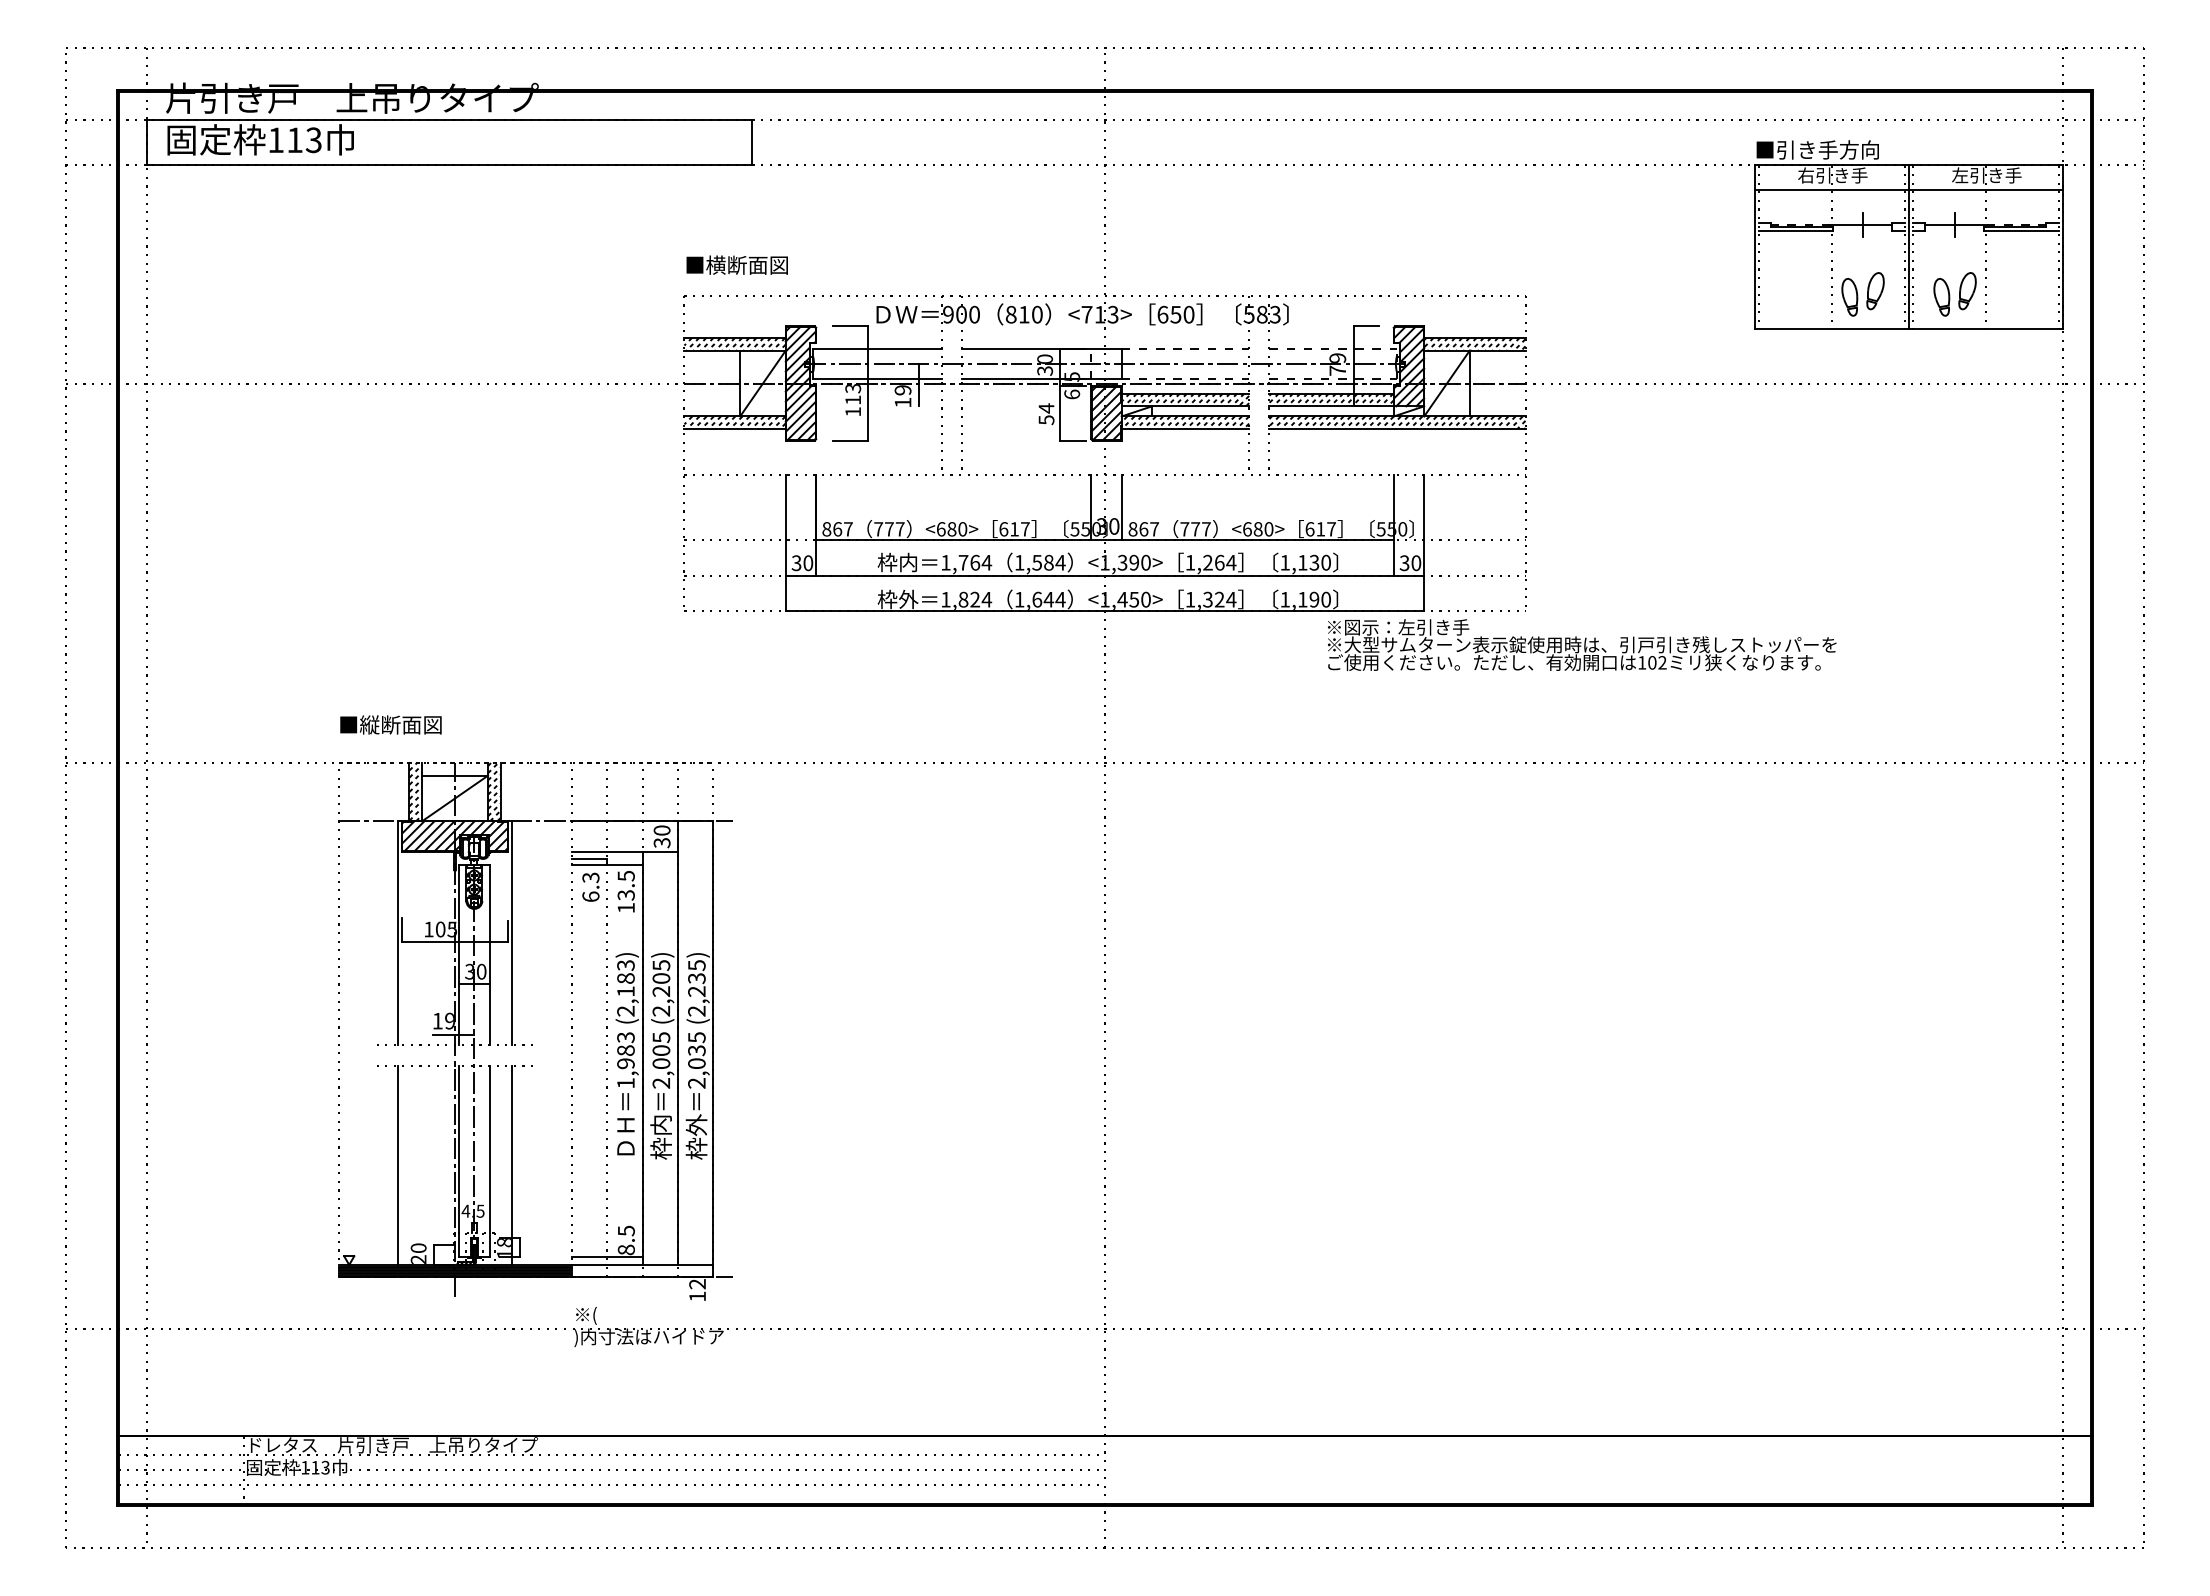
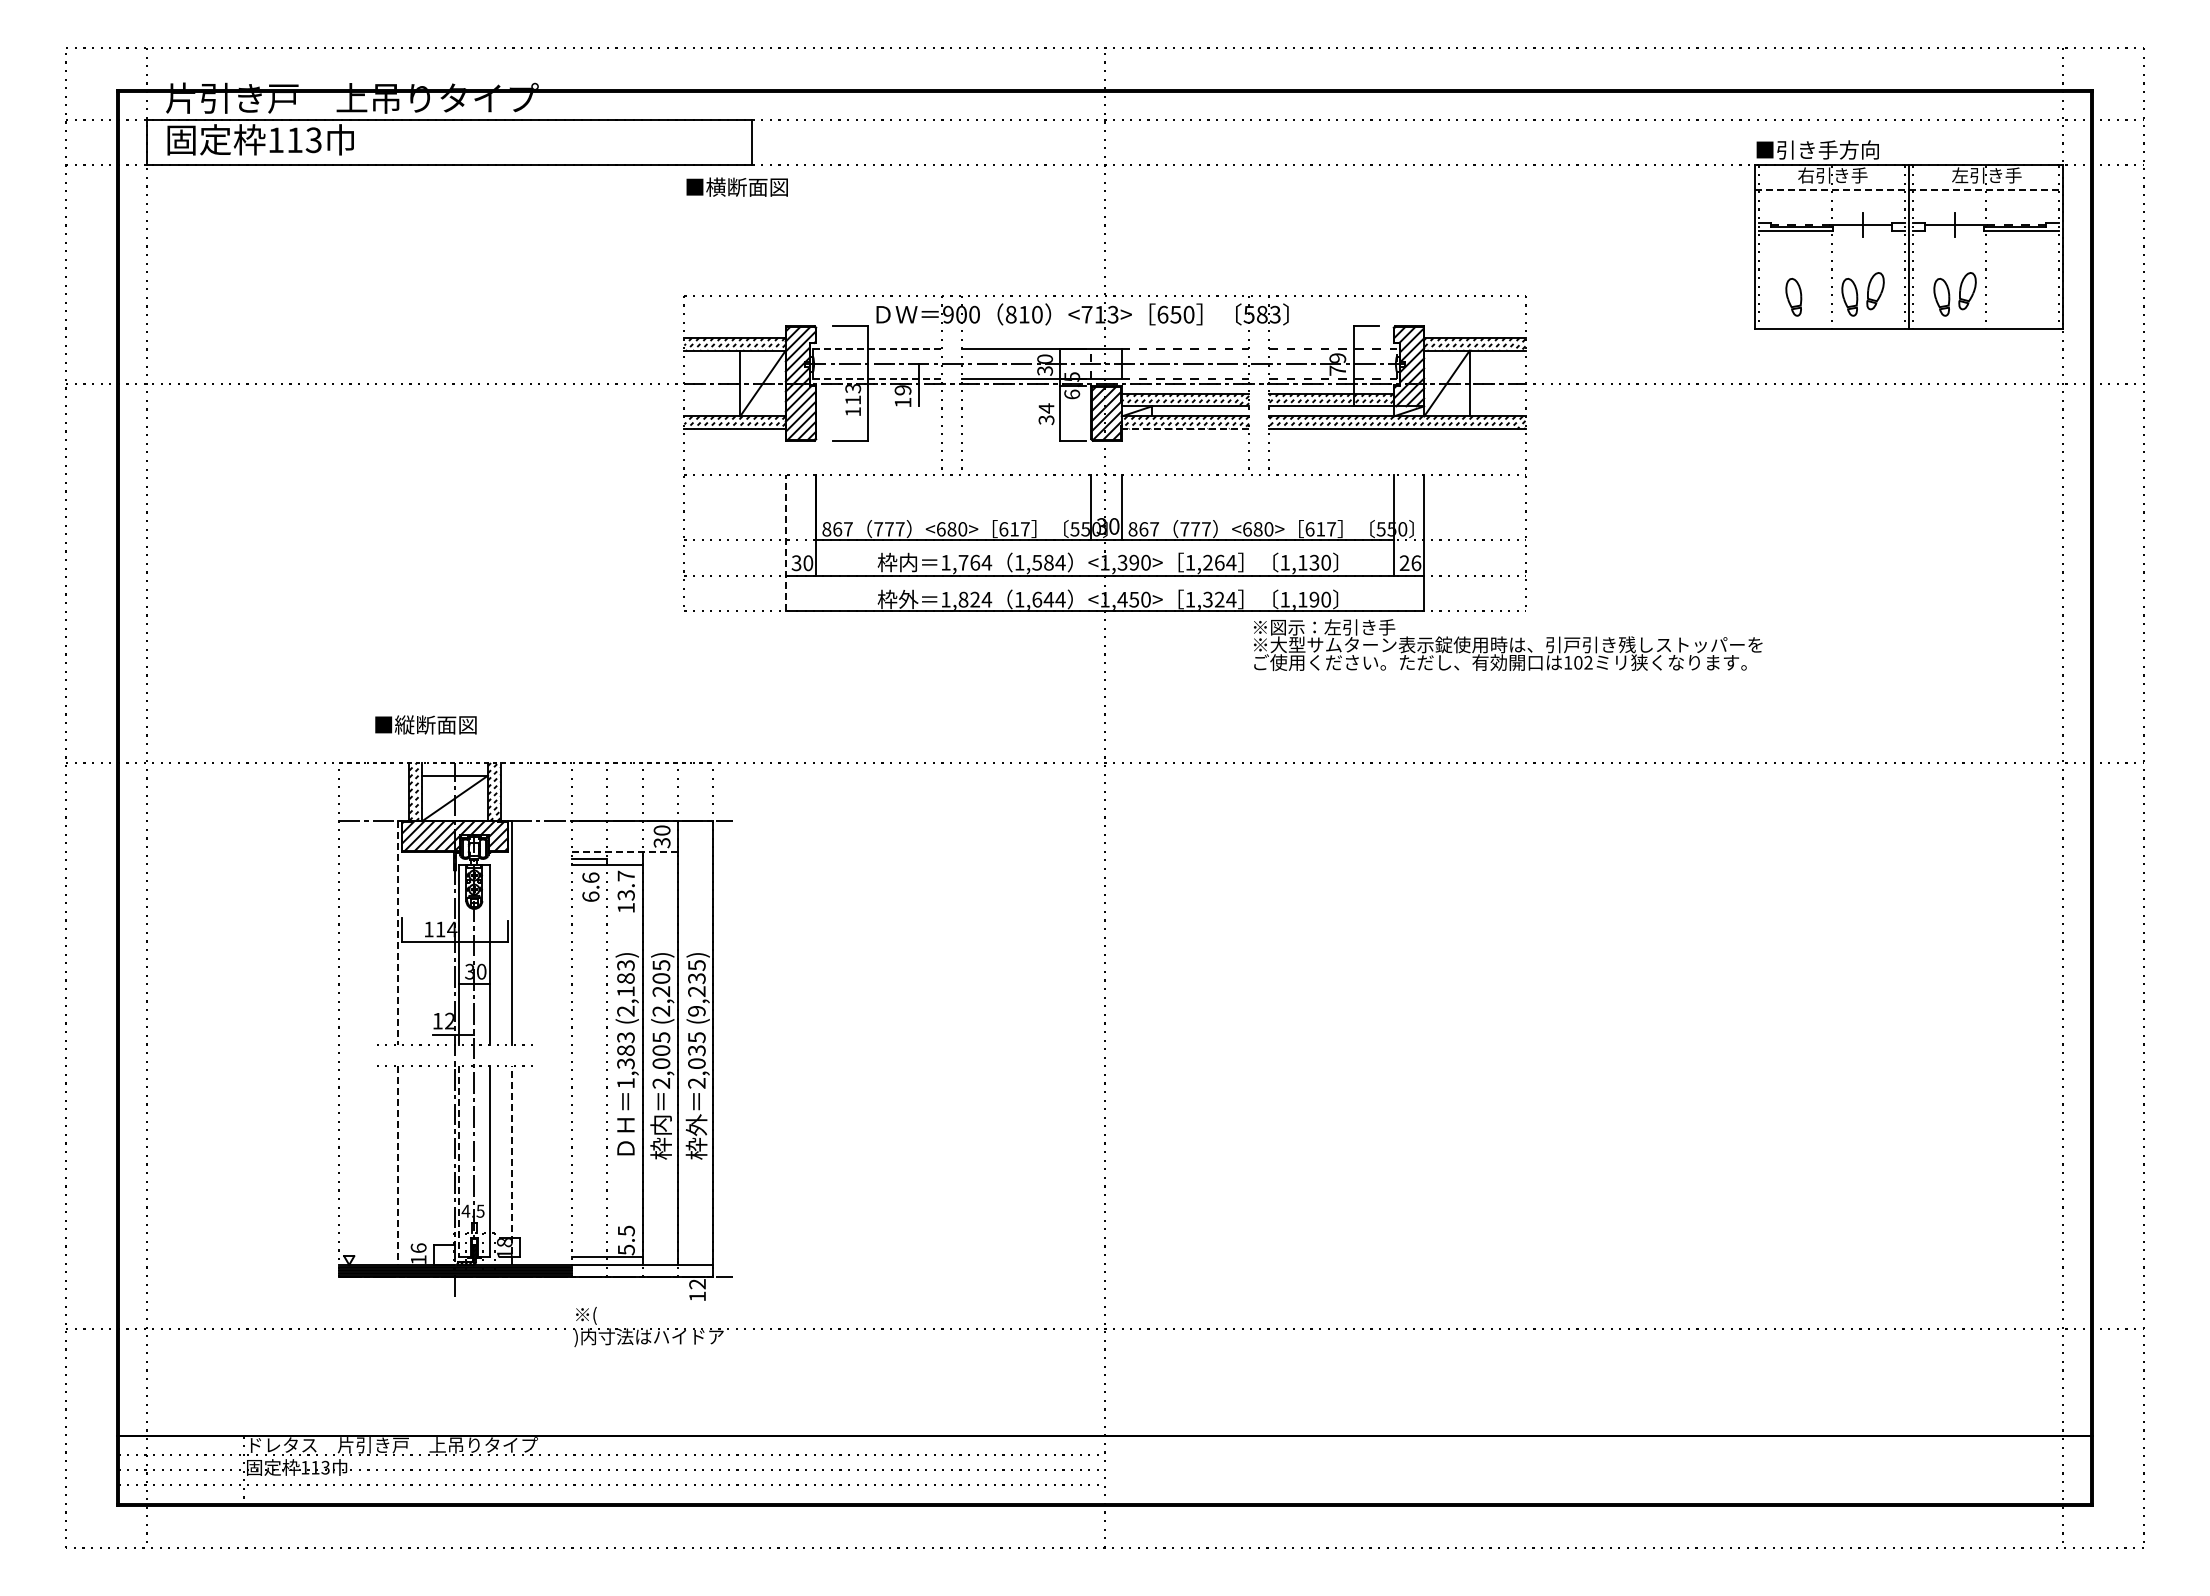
line: solid -> dashed (1909, 189)
text position: (736, 264) -> (736, 186) (736, 186)
part: none -> present (1793, 297)
line: solid -> dashed (878, 349)
line: solid -> dashed (878, 379)
text: 54 -> 34 (1045, 419)
line: solid -> dashed (1185, 429)
line: solid -> dashed (785, 542)
text: 30 -> 26 (1410, 563)
text position: (1582, 645) -> (1508, 645) (1508, 645)
text position: (390, 724) -> (425, 724) (425, 724)
line: solid -> dashed (624, 851)
text: 13.5 -> 13.7 (625, 875)
text: 6.3 -> 6.6 (590, 877)
text: 105 -> 114 (446, 929)
line: solid -> dashed (397, 933)
text: (2,235) -> (9,235) (696, 1010)
text: 19 -> 12 (450, 1021)
text: 1,983 -> 1,383 (625, 1063)
line: solid -> dashed (459, 1161)
line: solid -> dashed (397, 1165)
line: solid -> dashed (512, 1165)
text: 8.5 -> 5.5 (625, 1249)
text: 20 -> 16 (418, 1253)
